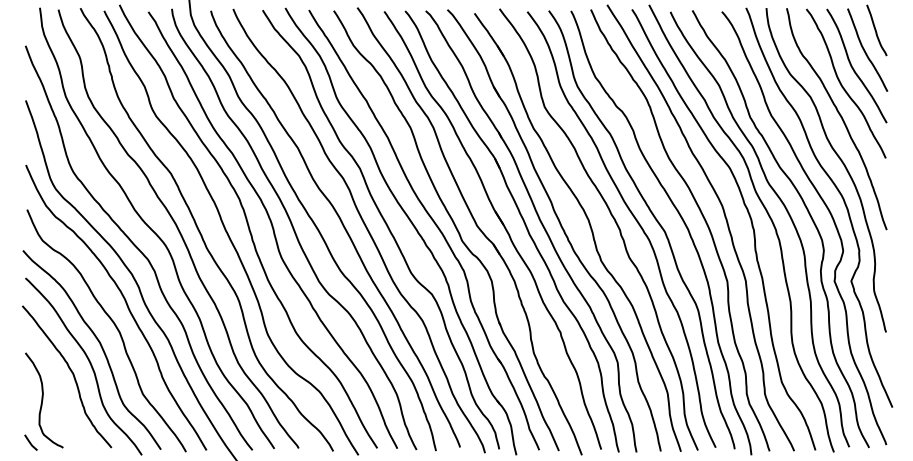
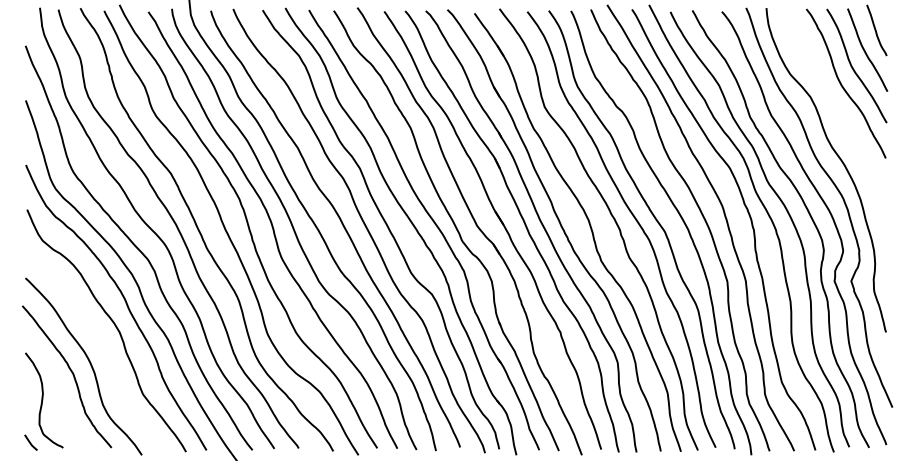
curve: present -> none (840, 117)
curve: present -> none (99, 344)
